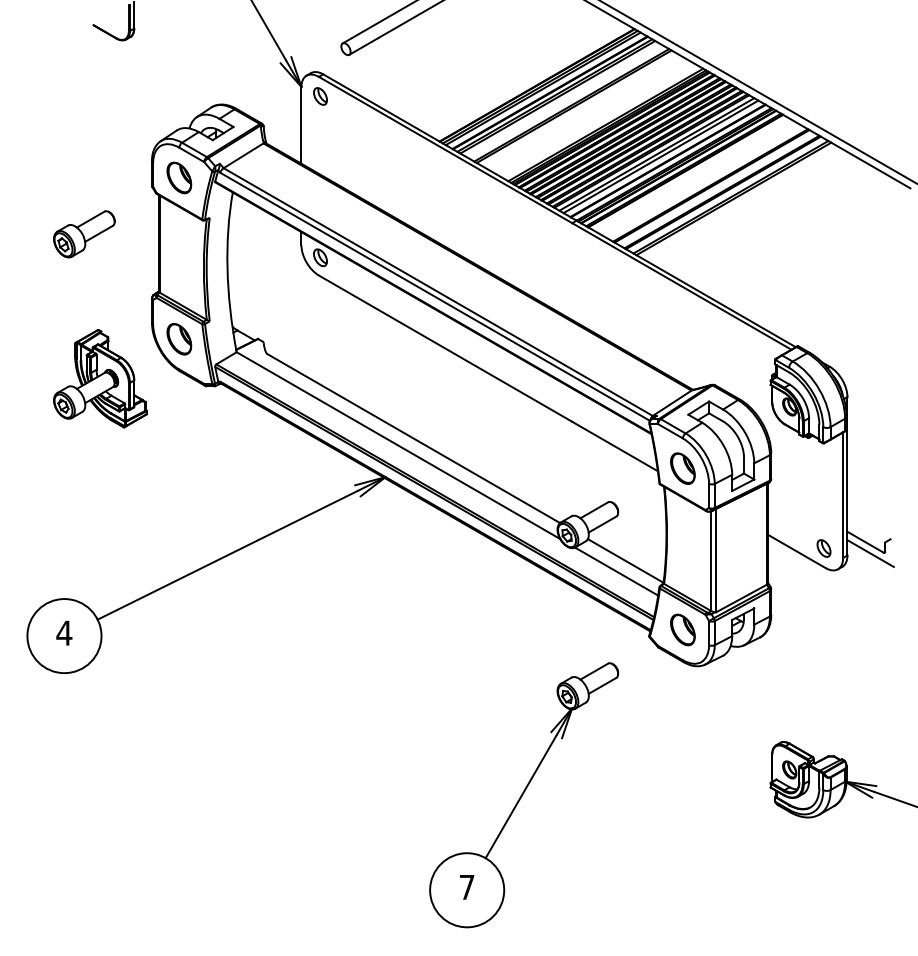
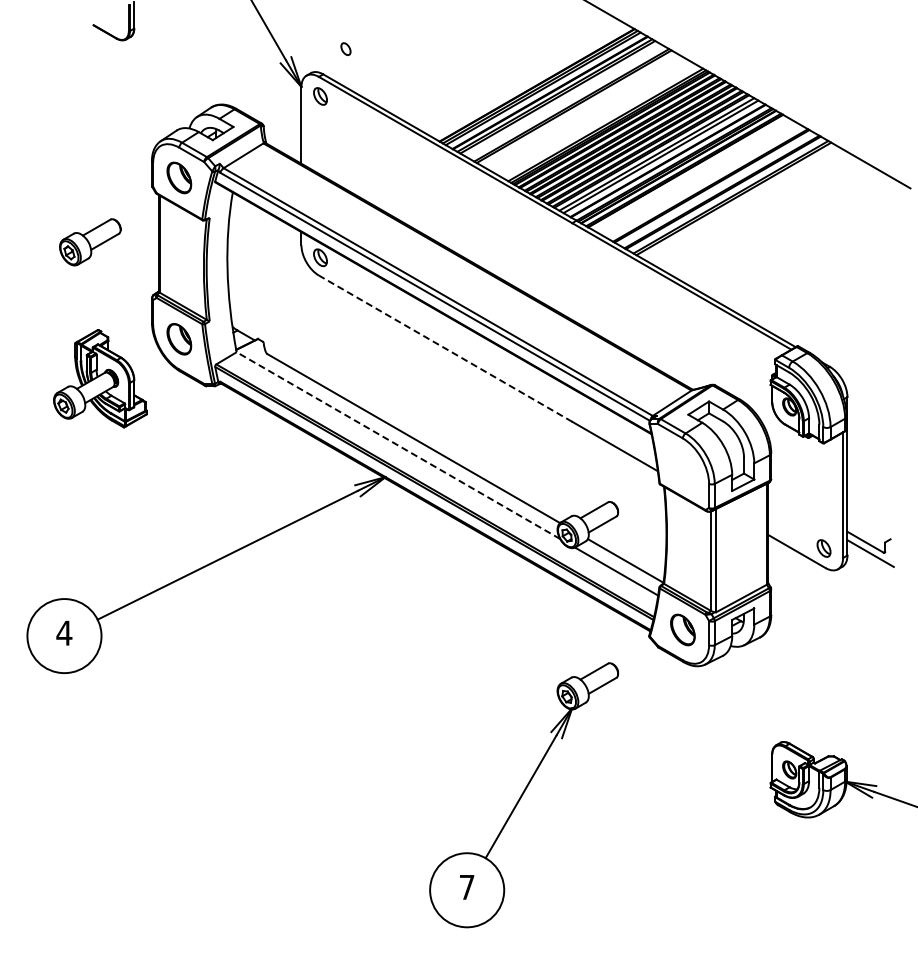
line: present -> none (378, 22)
line: present -> none (394, 28)
line: present -> none (758, 92)
part position: (84, 234) -> (90, 242) (90, 242)
line: solid -> dashed (445, 348)
line: solid -> dashed (398, 445)
part: present -> none (682, 468)
